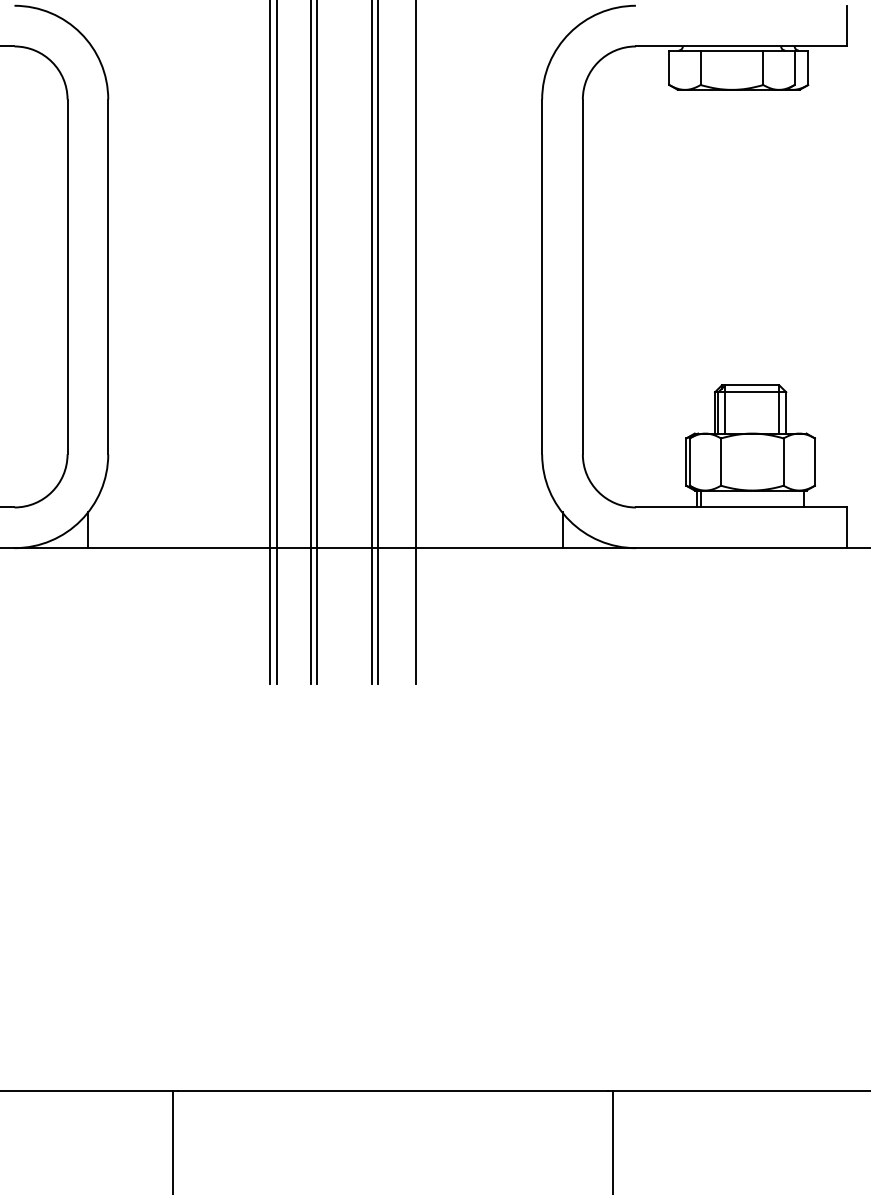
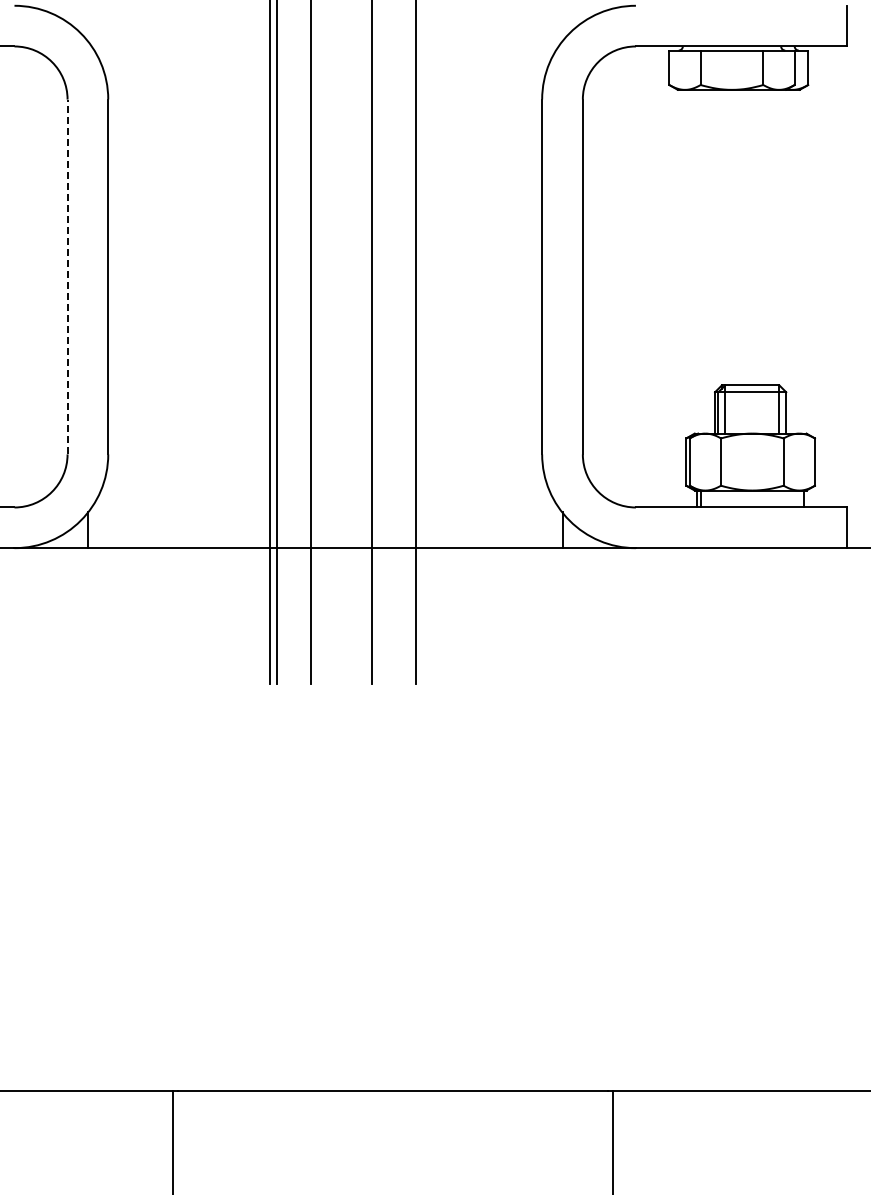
line: solid -> dashed (67, 276)
line: present -> none (317, 342)
line: present -> none (378, 342)
